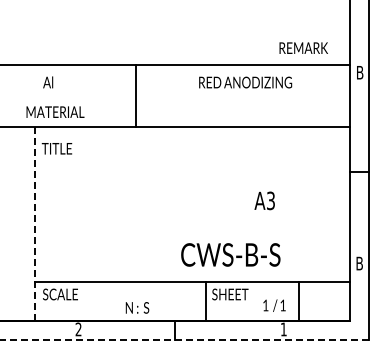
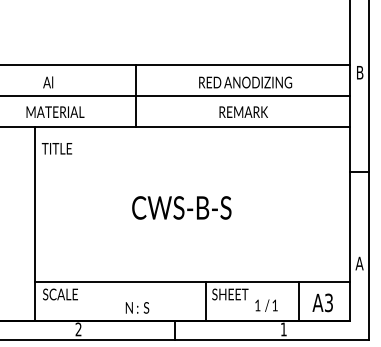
text position: (303, 47) -> (243, 111) (243, 111)
line: none -> present (175, 95)
text position: (264, 200) -> (322, 302) (322, 302)
line: dashed -> solid (34, 223)
text position: (230, 254) -> (181, 207) (181, 207)
text: B -> A (359, 263)
text position: (274, 305) -> (266, 305) (266, 305)
line: dashed -> solid (183, 340)
